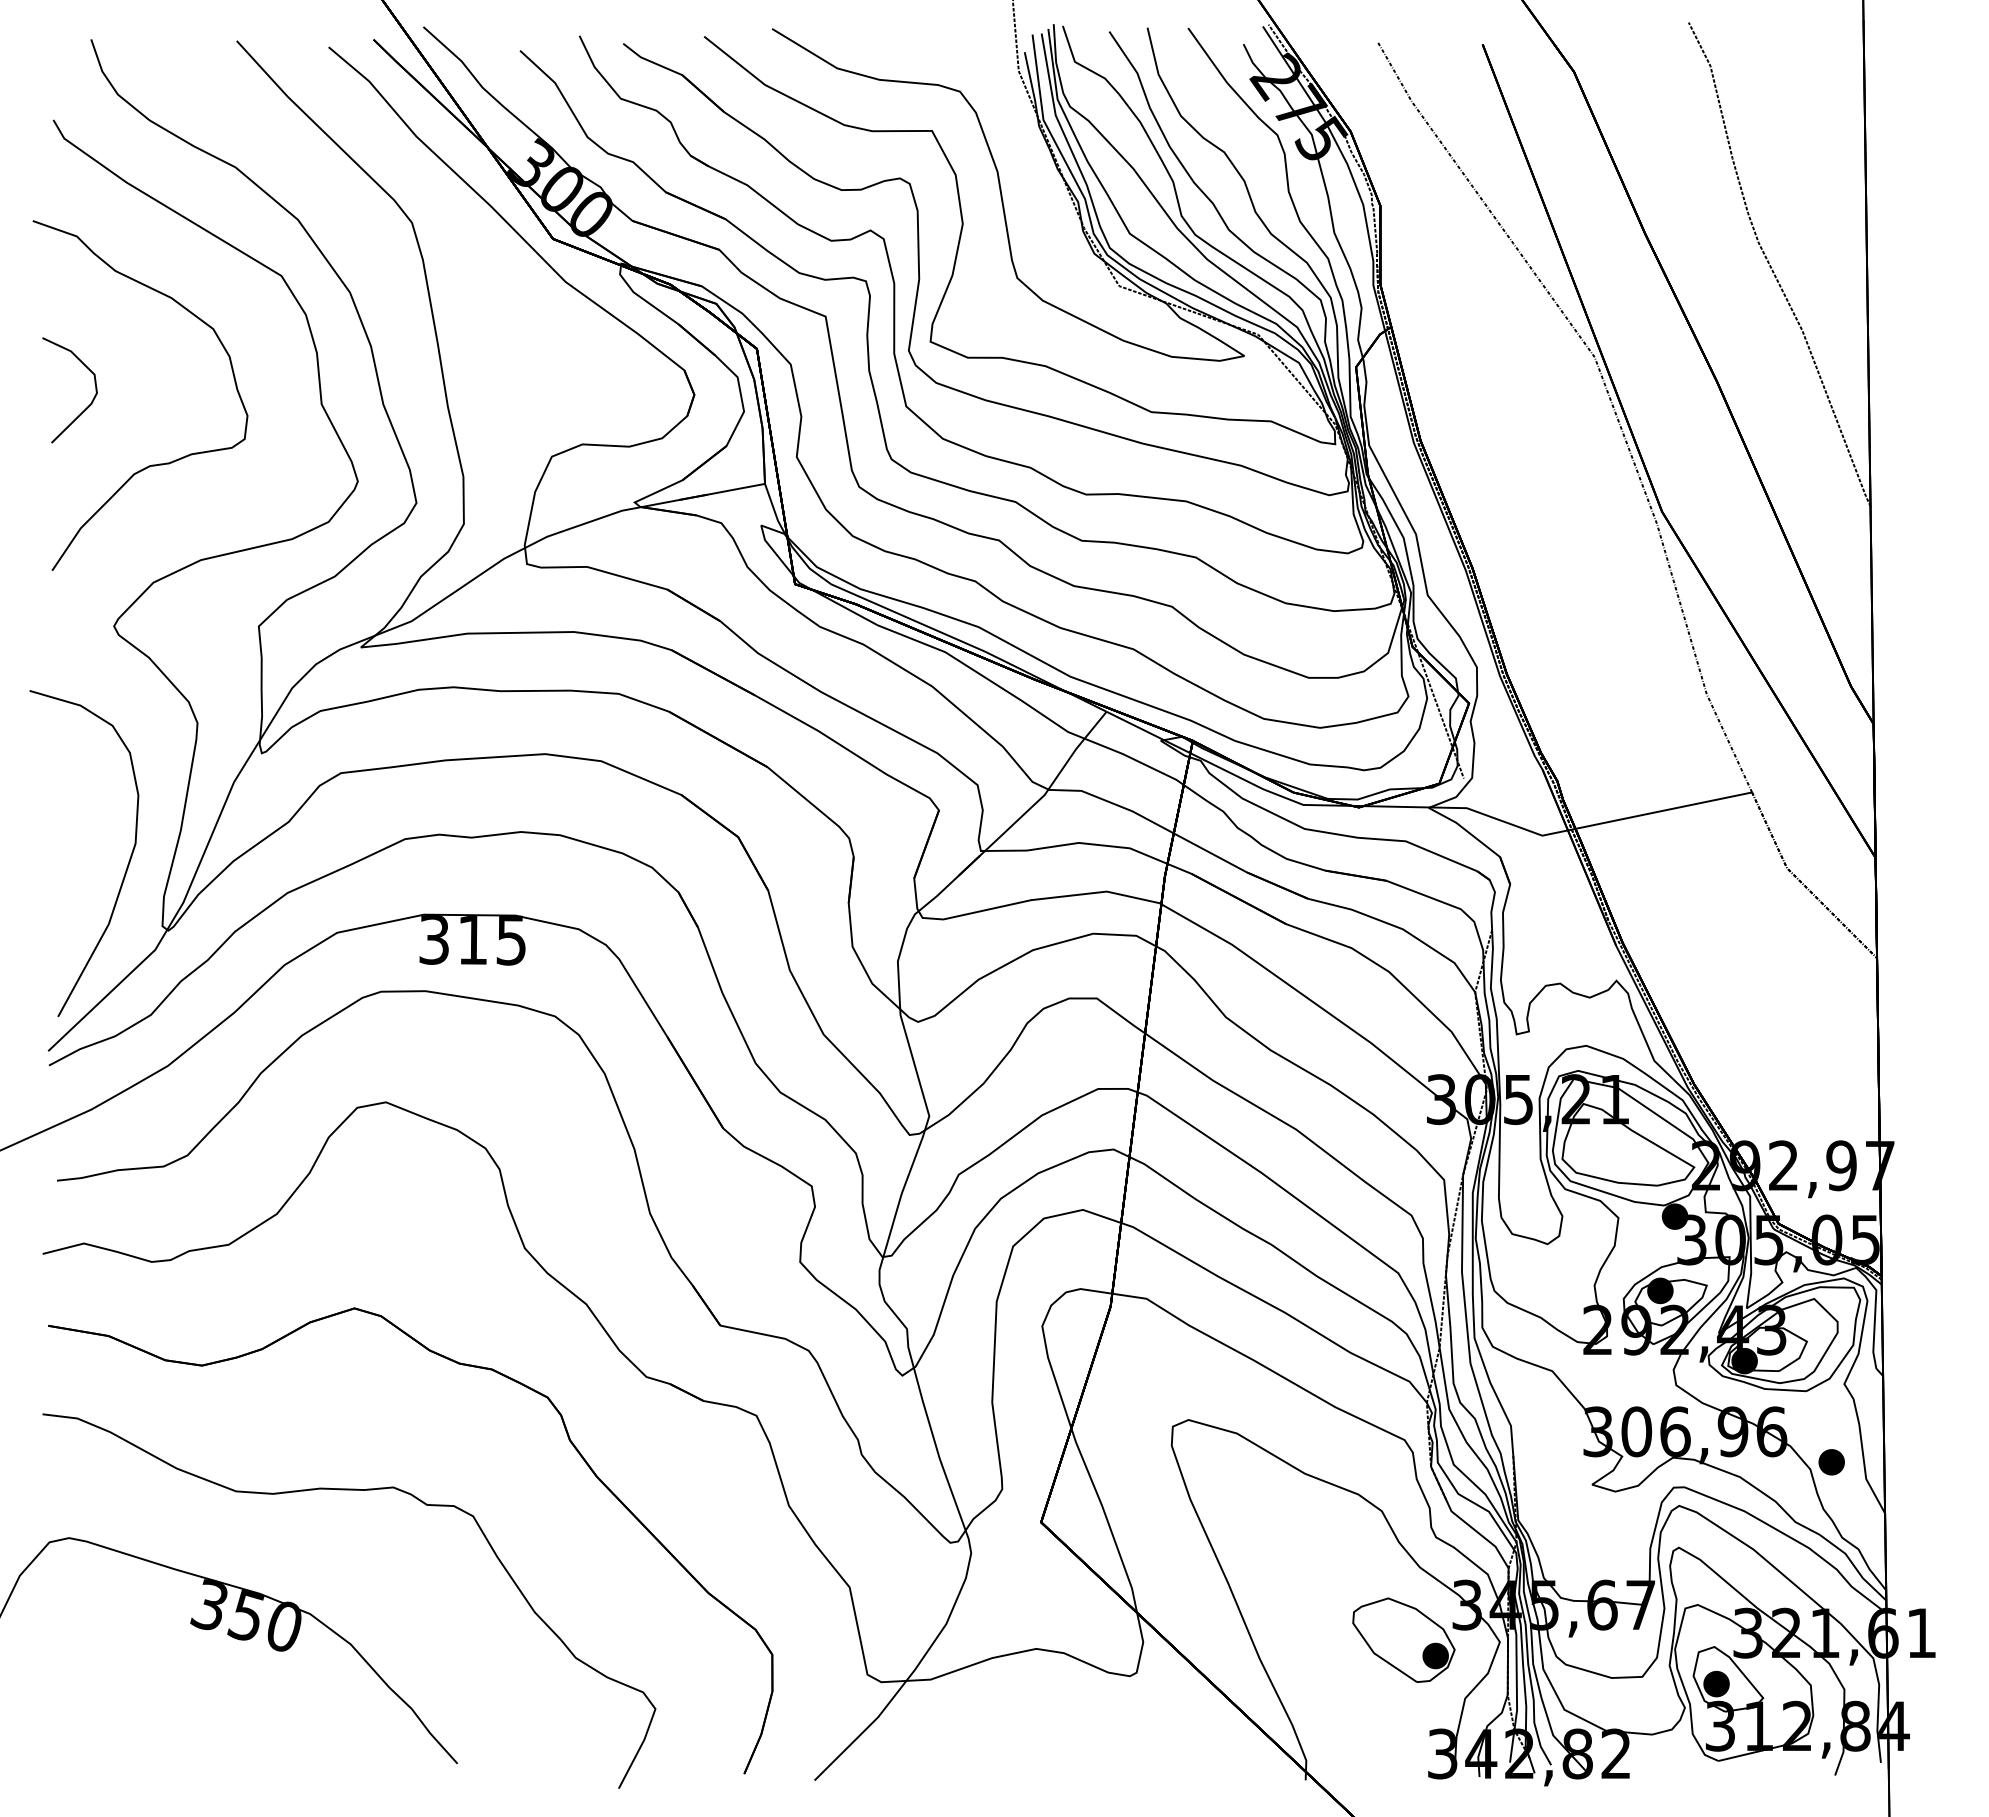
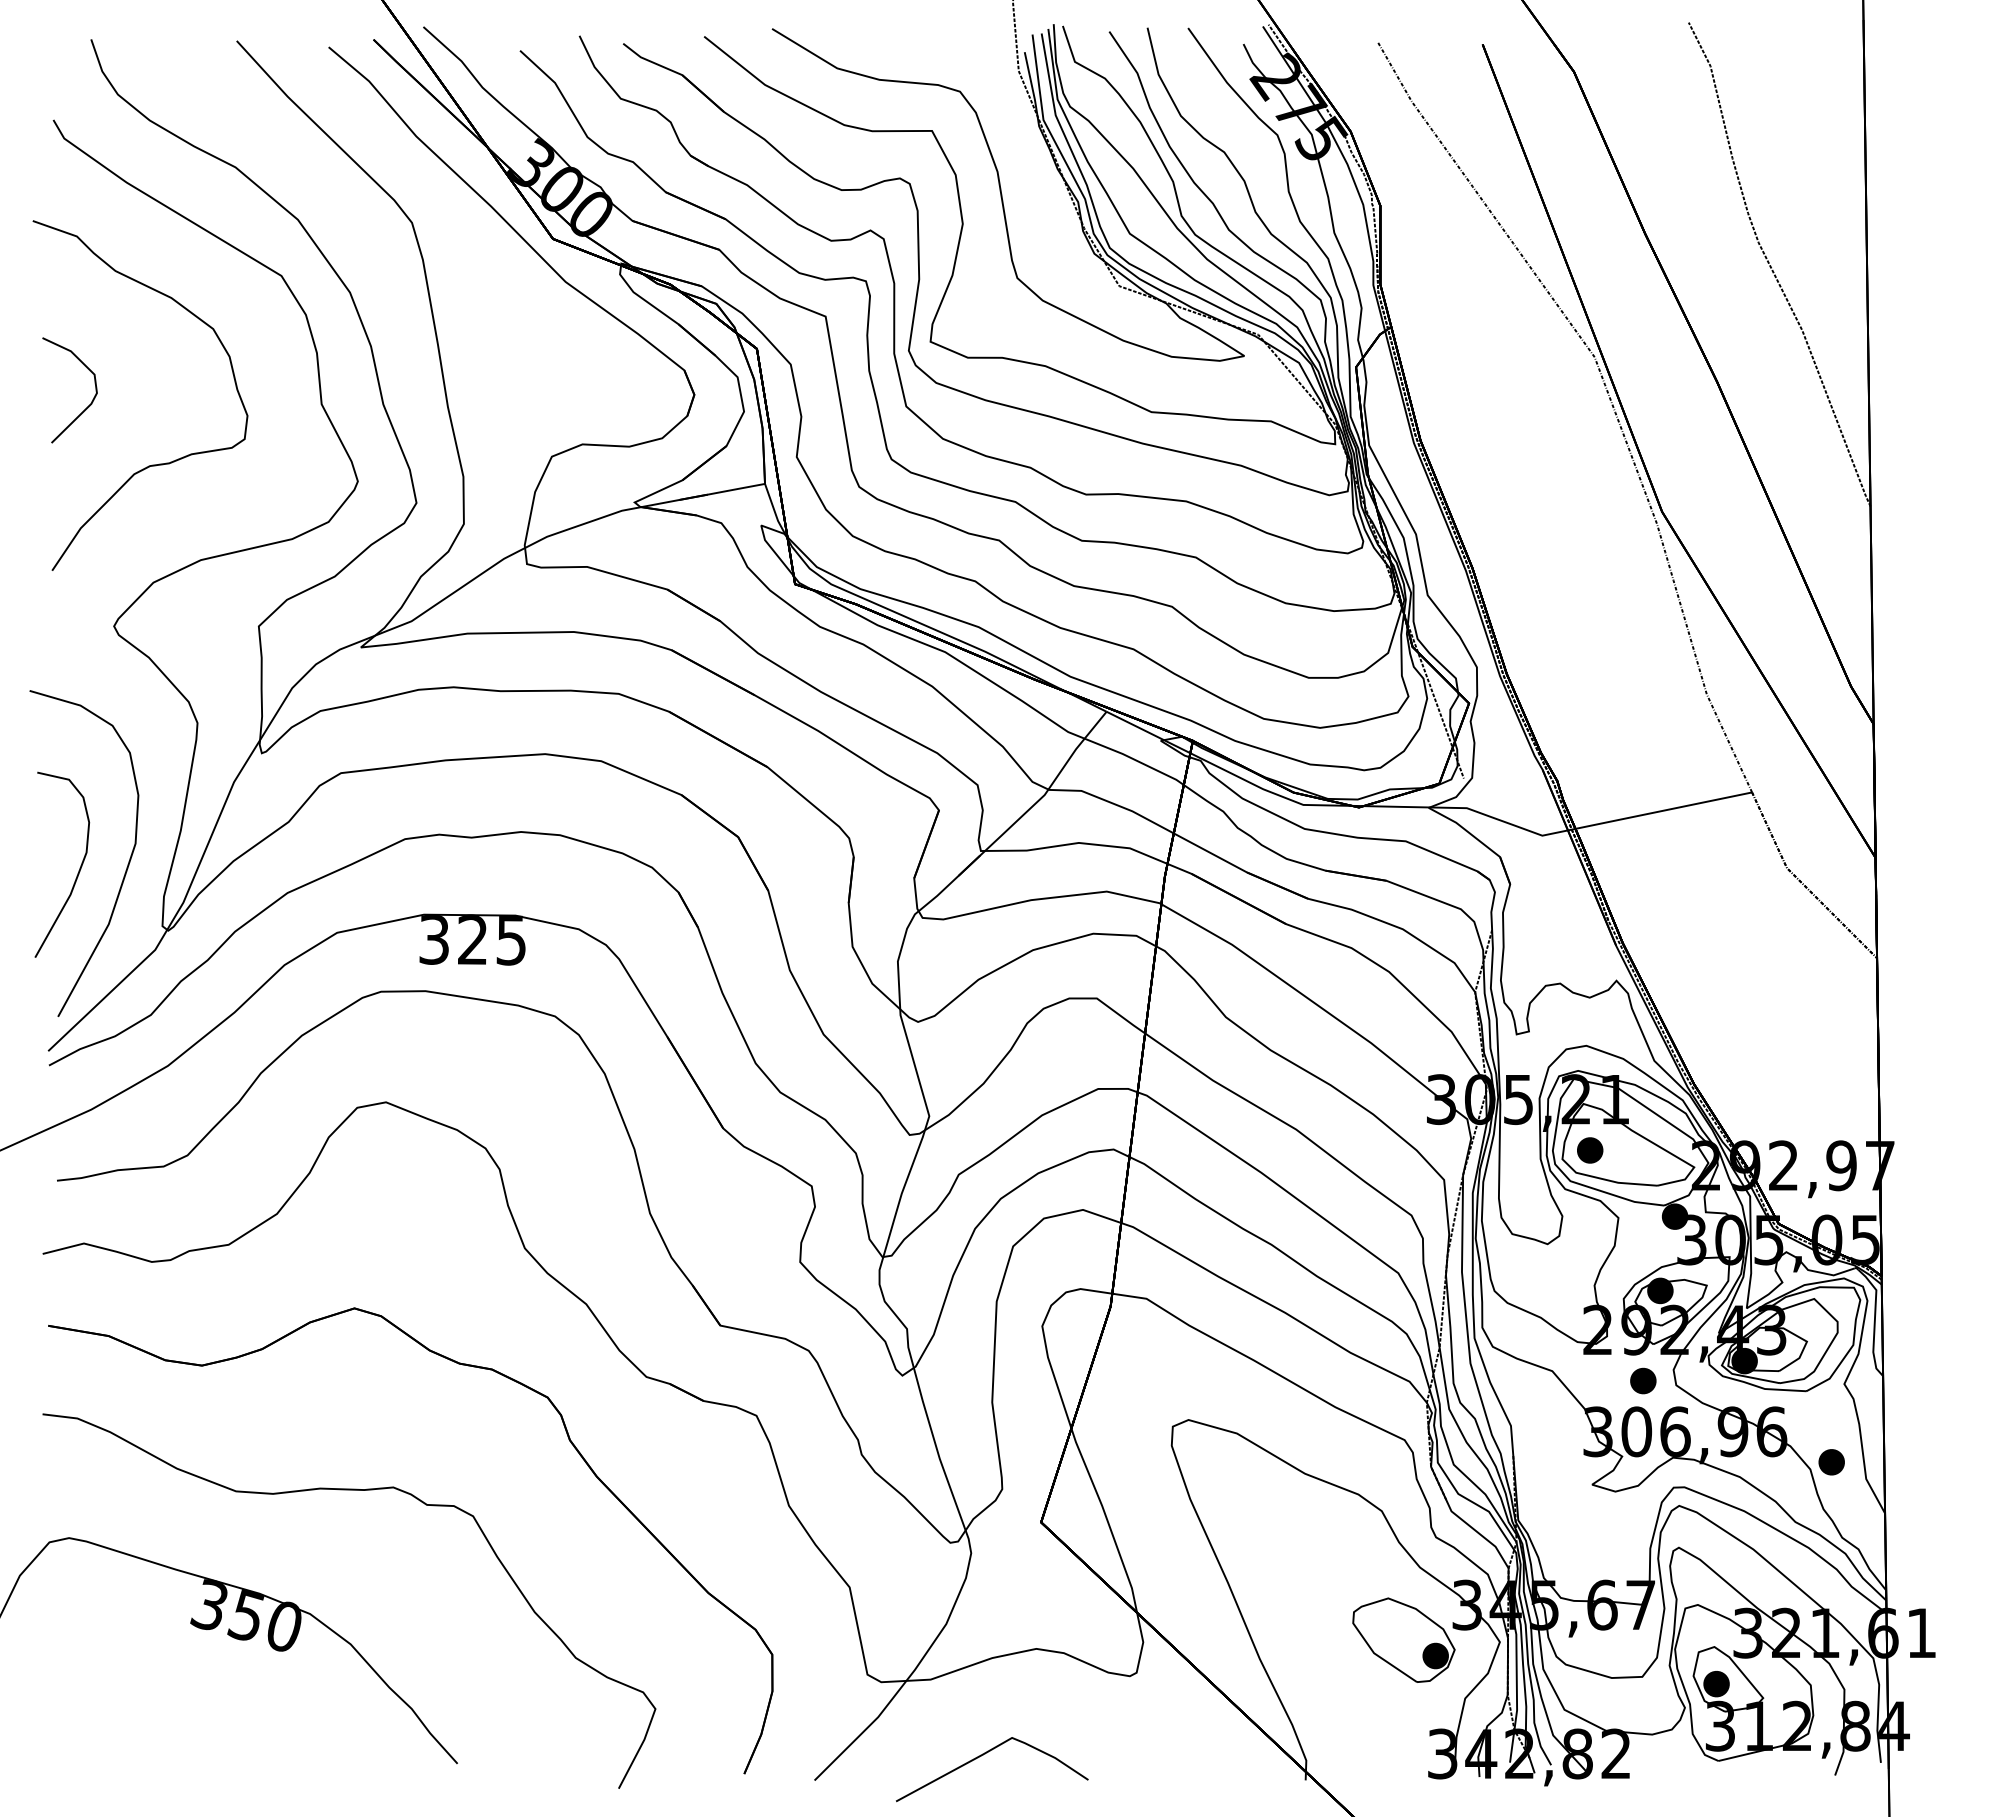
curve: none -> present (78, 870)
text: 315 -> 325 (472, 939)
part: none -> present (1590, 1150)
part: none -> present (1643, 1380)
curve: none -> present (985, 1754)
